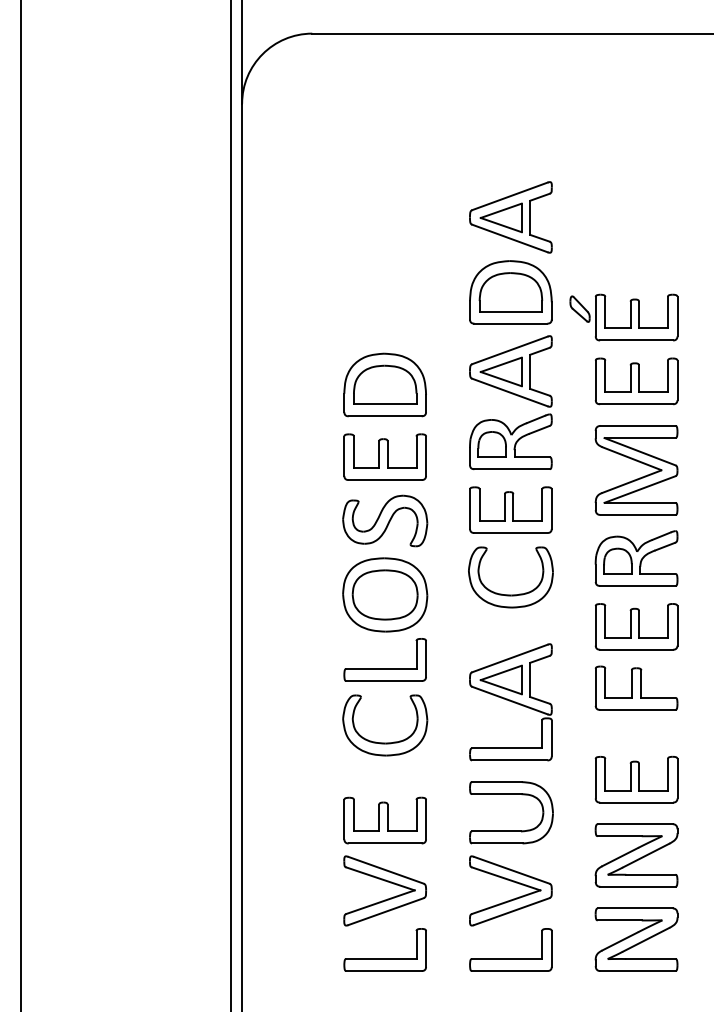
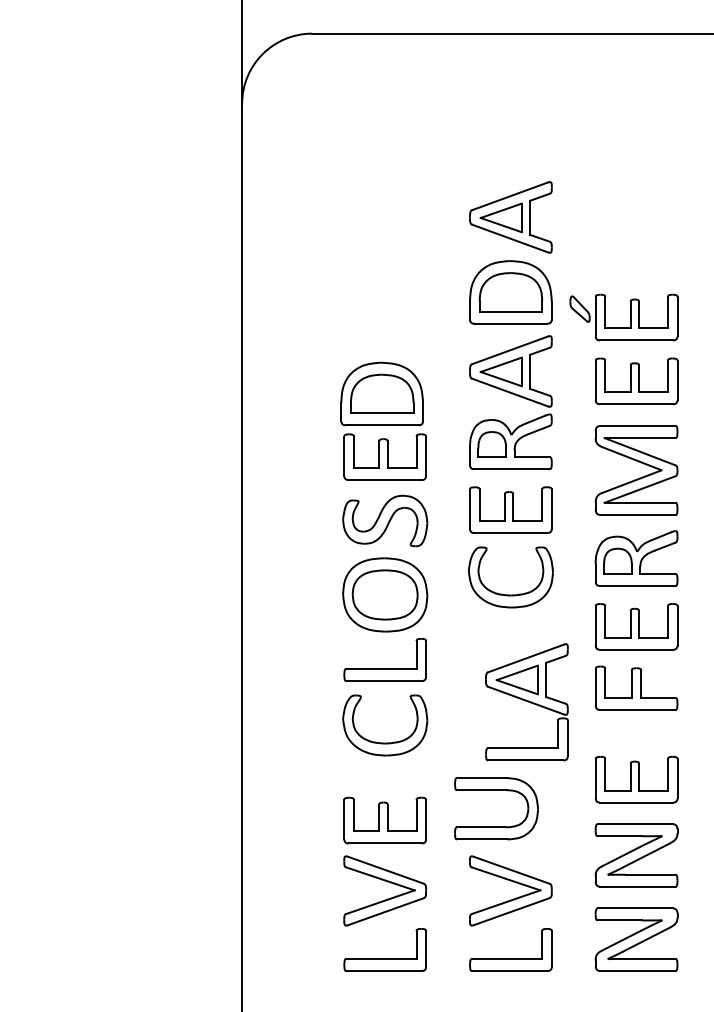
part position: (384, 384) -> (381, 393) (381, 393)
line: present -> none (21, 505)
line: present -> none (231, 505)
part position: (510, 702) -> (526, 702) (526, 702)
part position: (511, 794) -> (496, 790) (496, 790)
